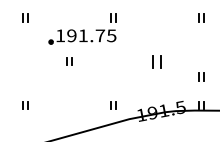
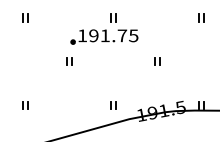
part position: (82, 36) -> (104, 36) (104, 36)
part size: 10x14 px -> 7x9 px (157, 61)
part: present -> none (201, 76)
